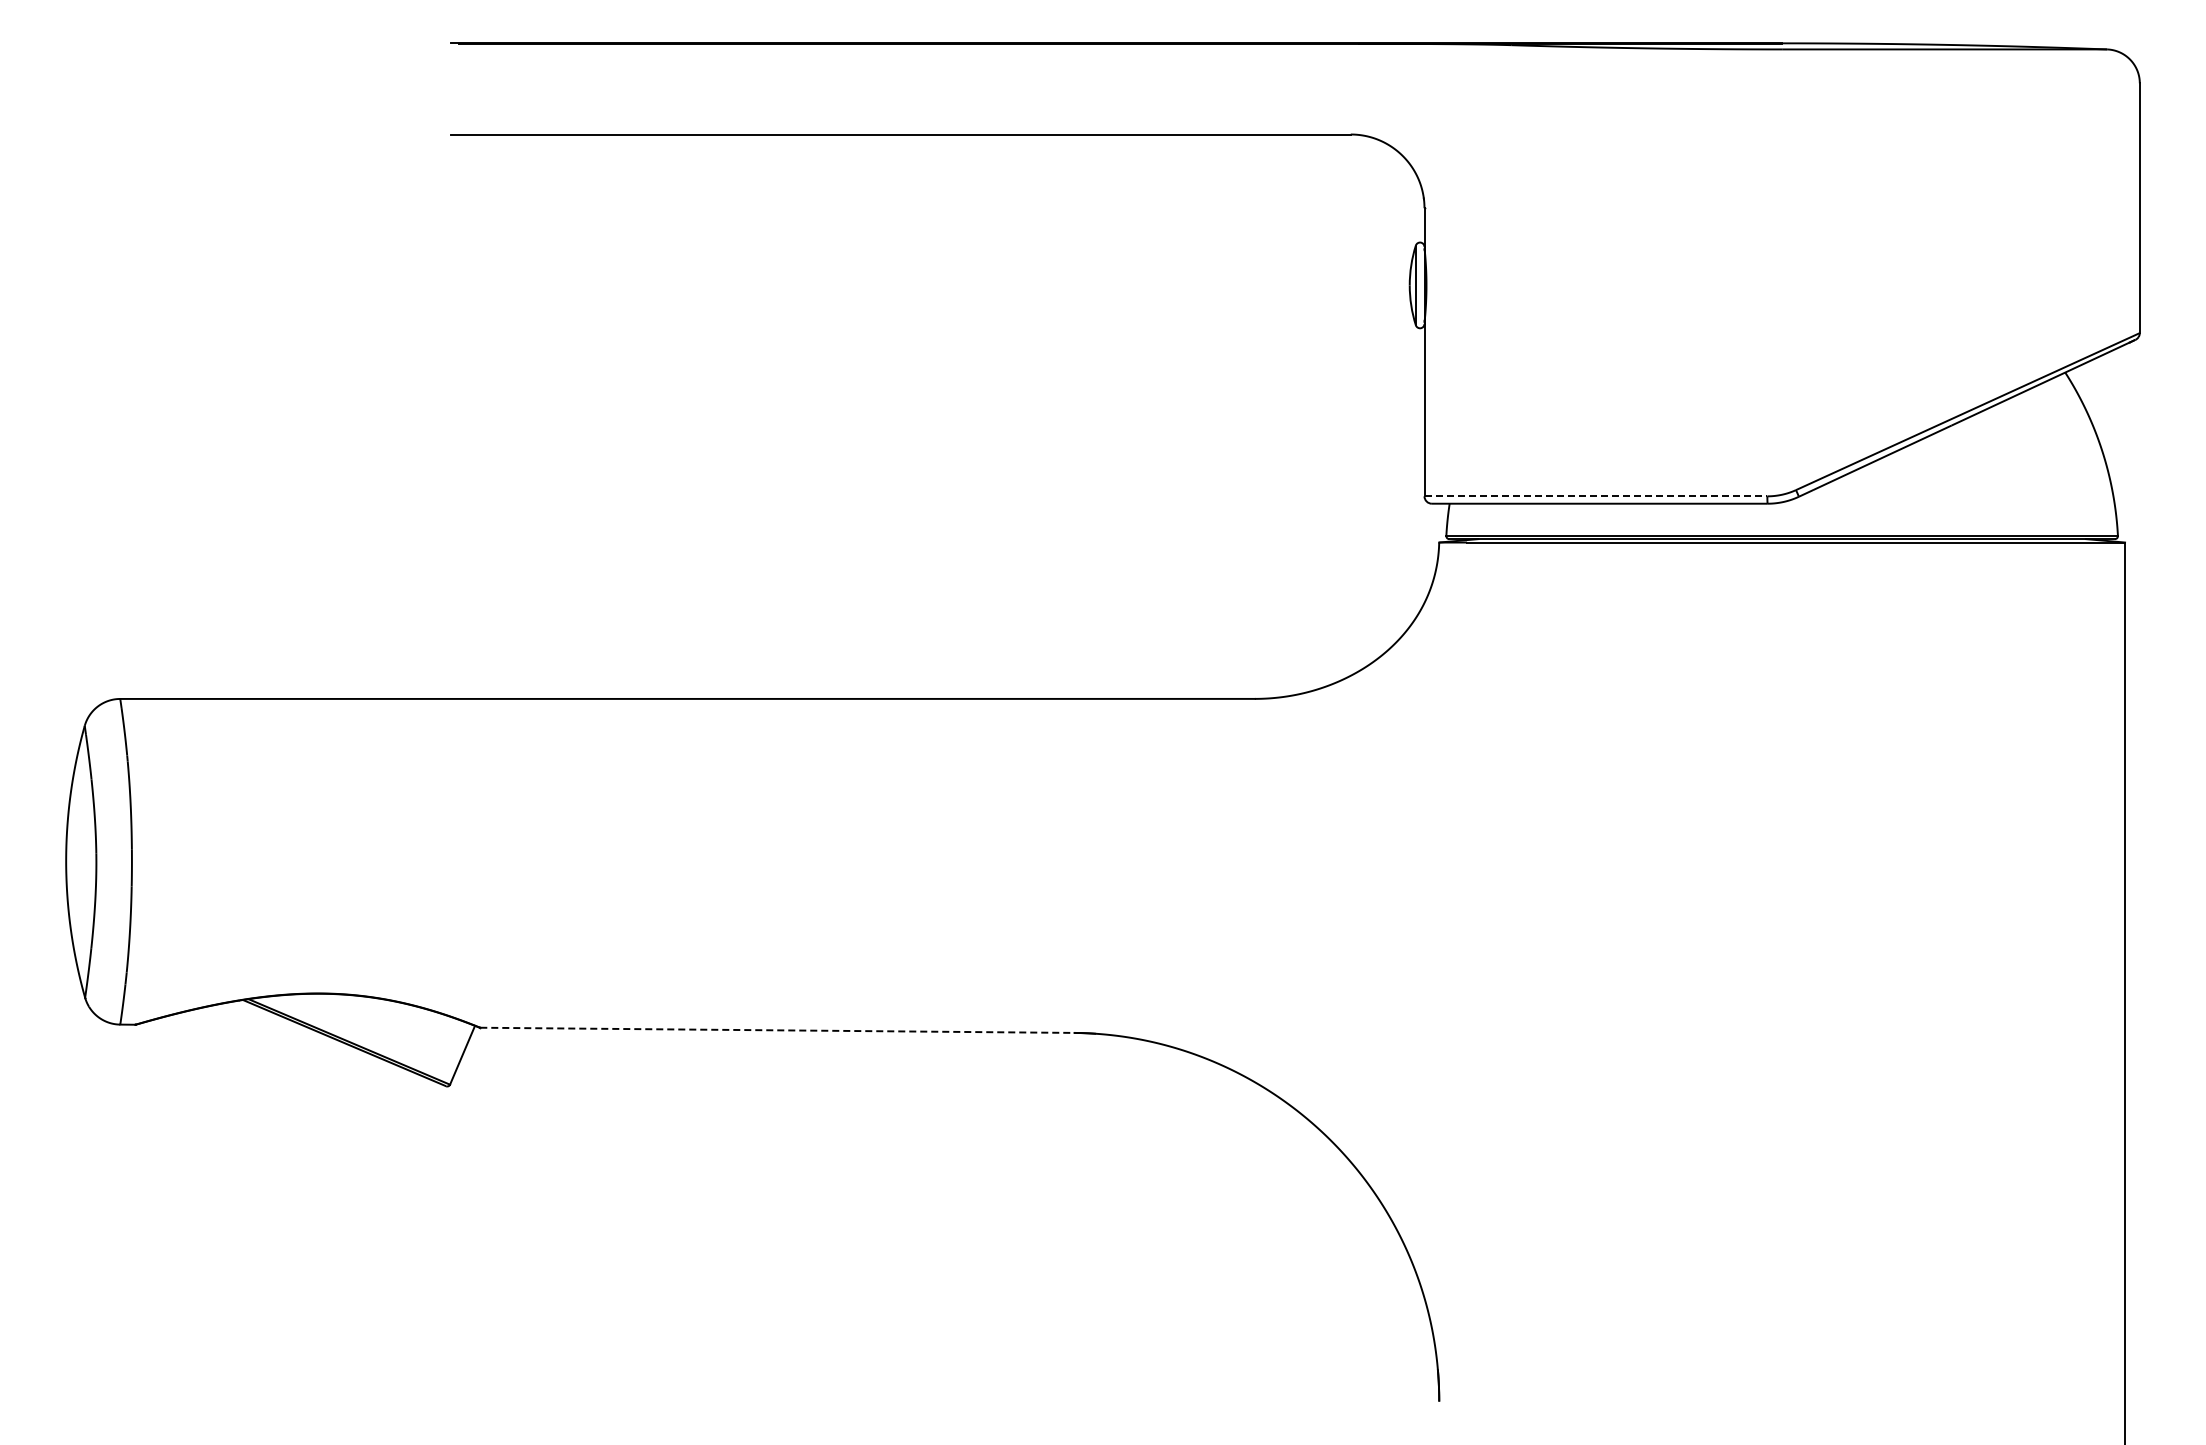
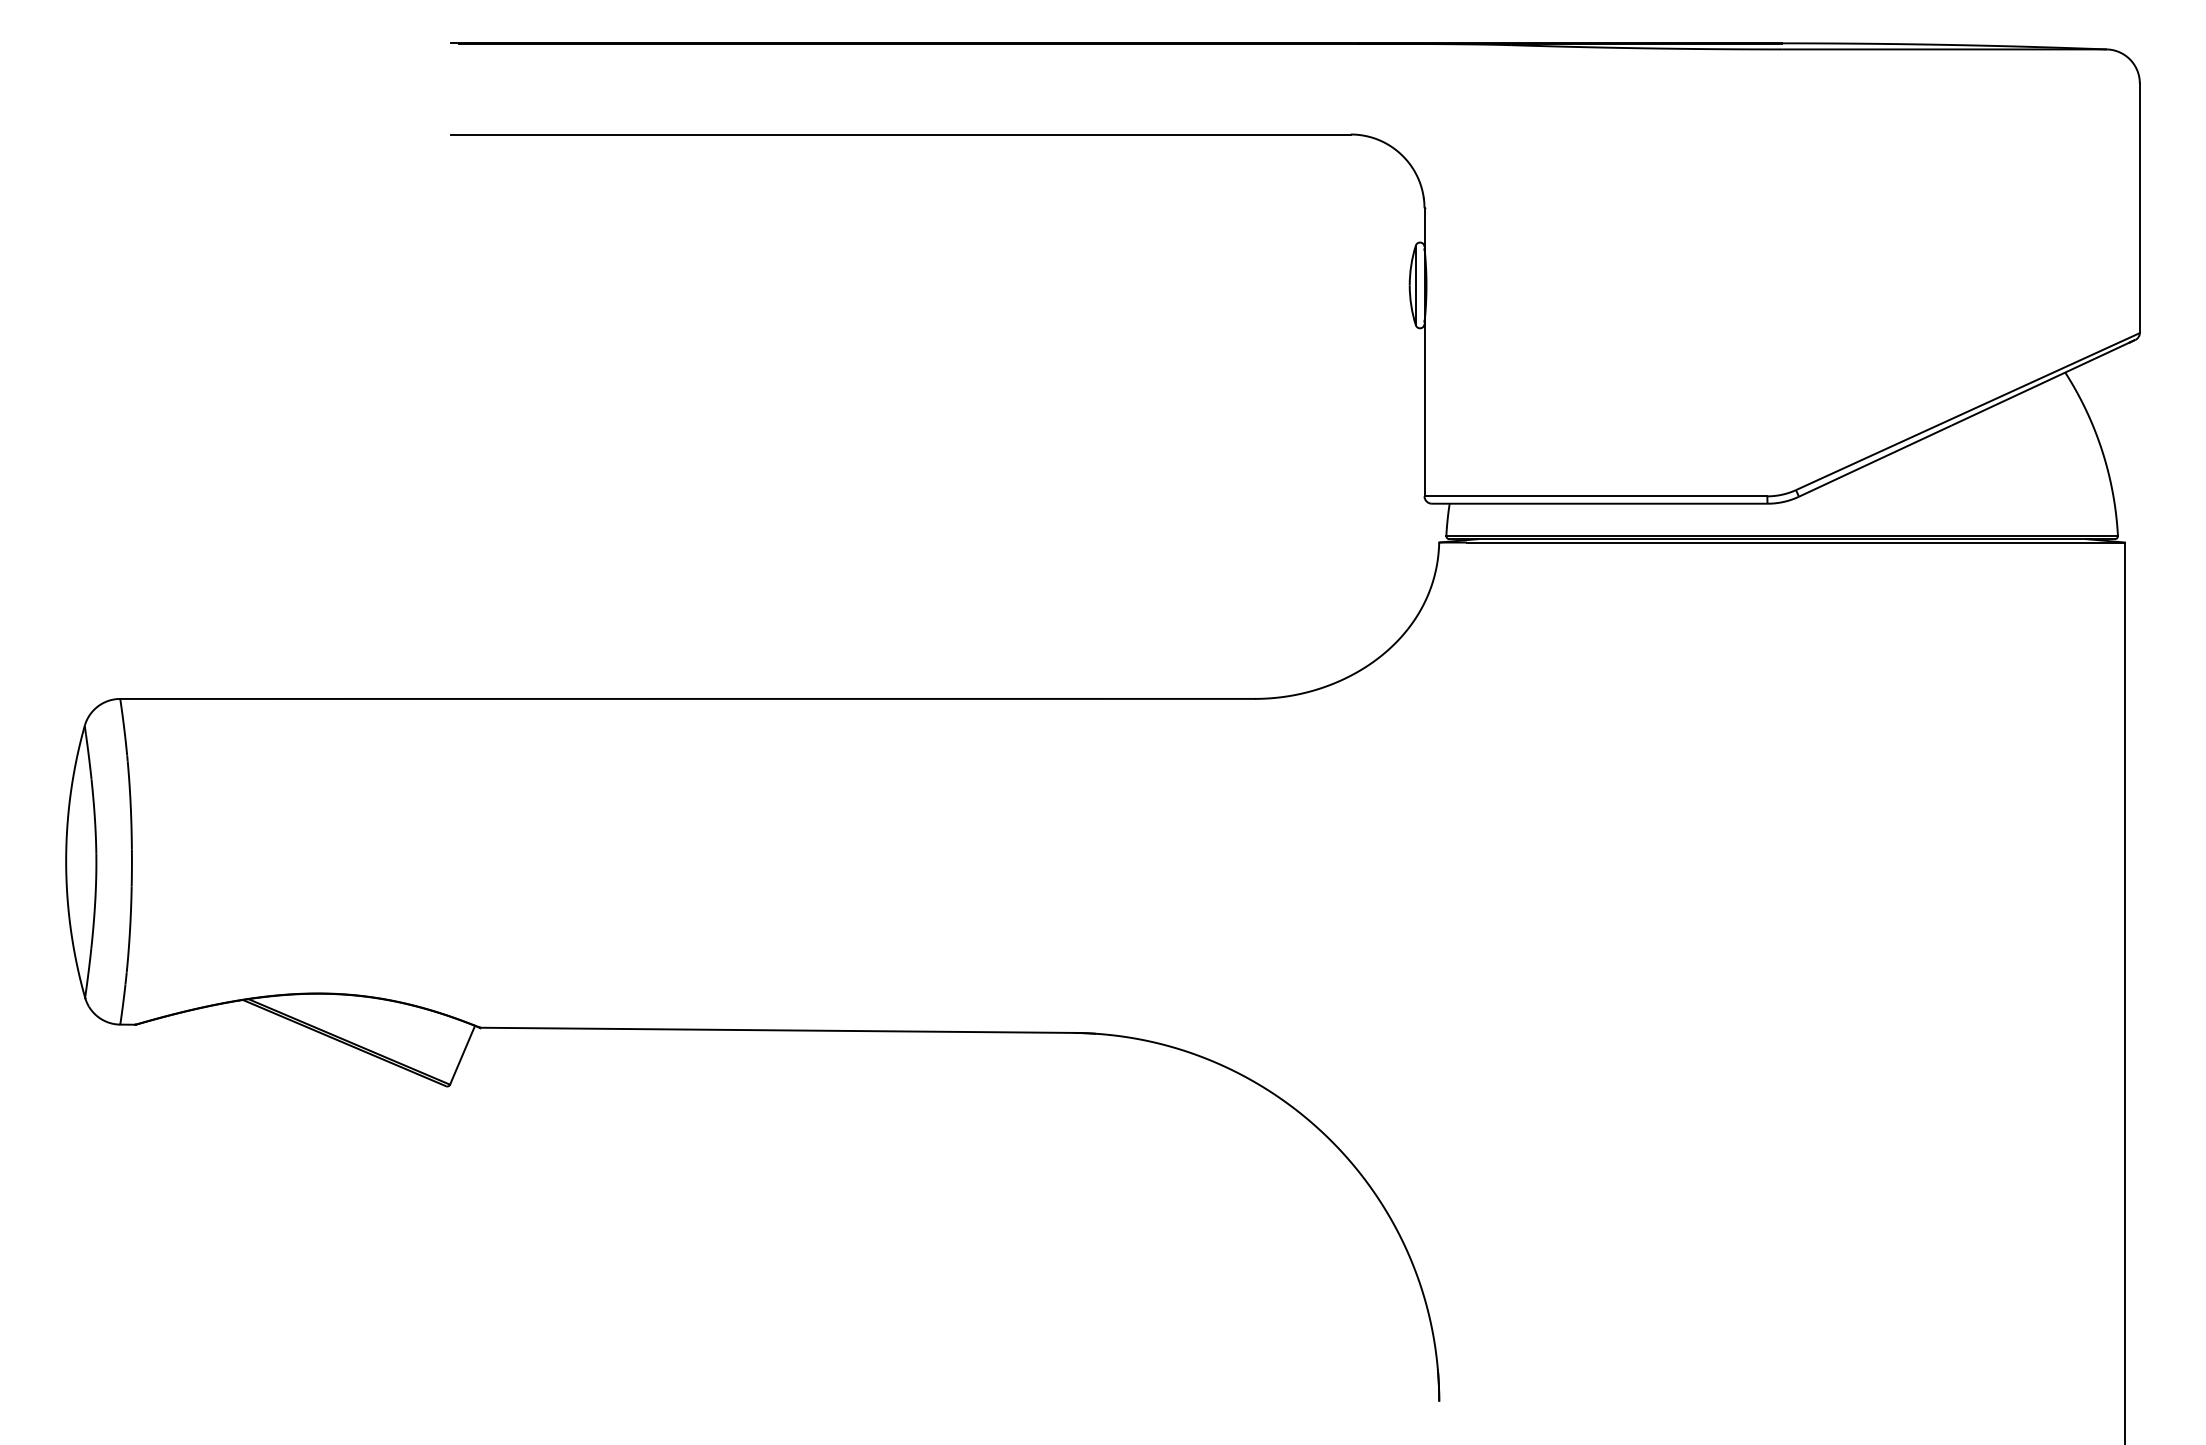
line: dashed -> solid (1596, 496)
line: dashed -> solid (777, 1030)
